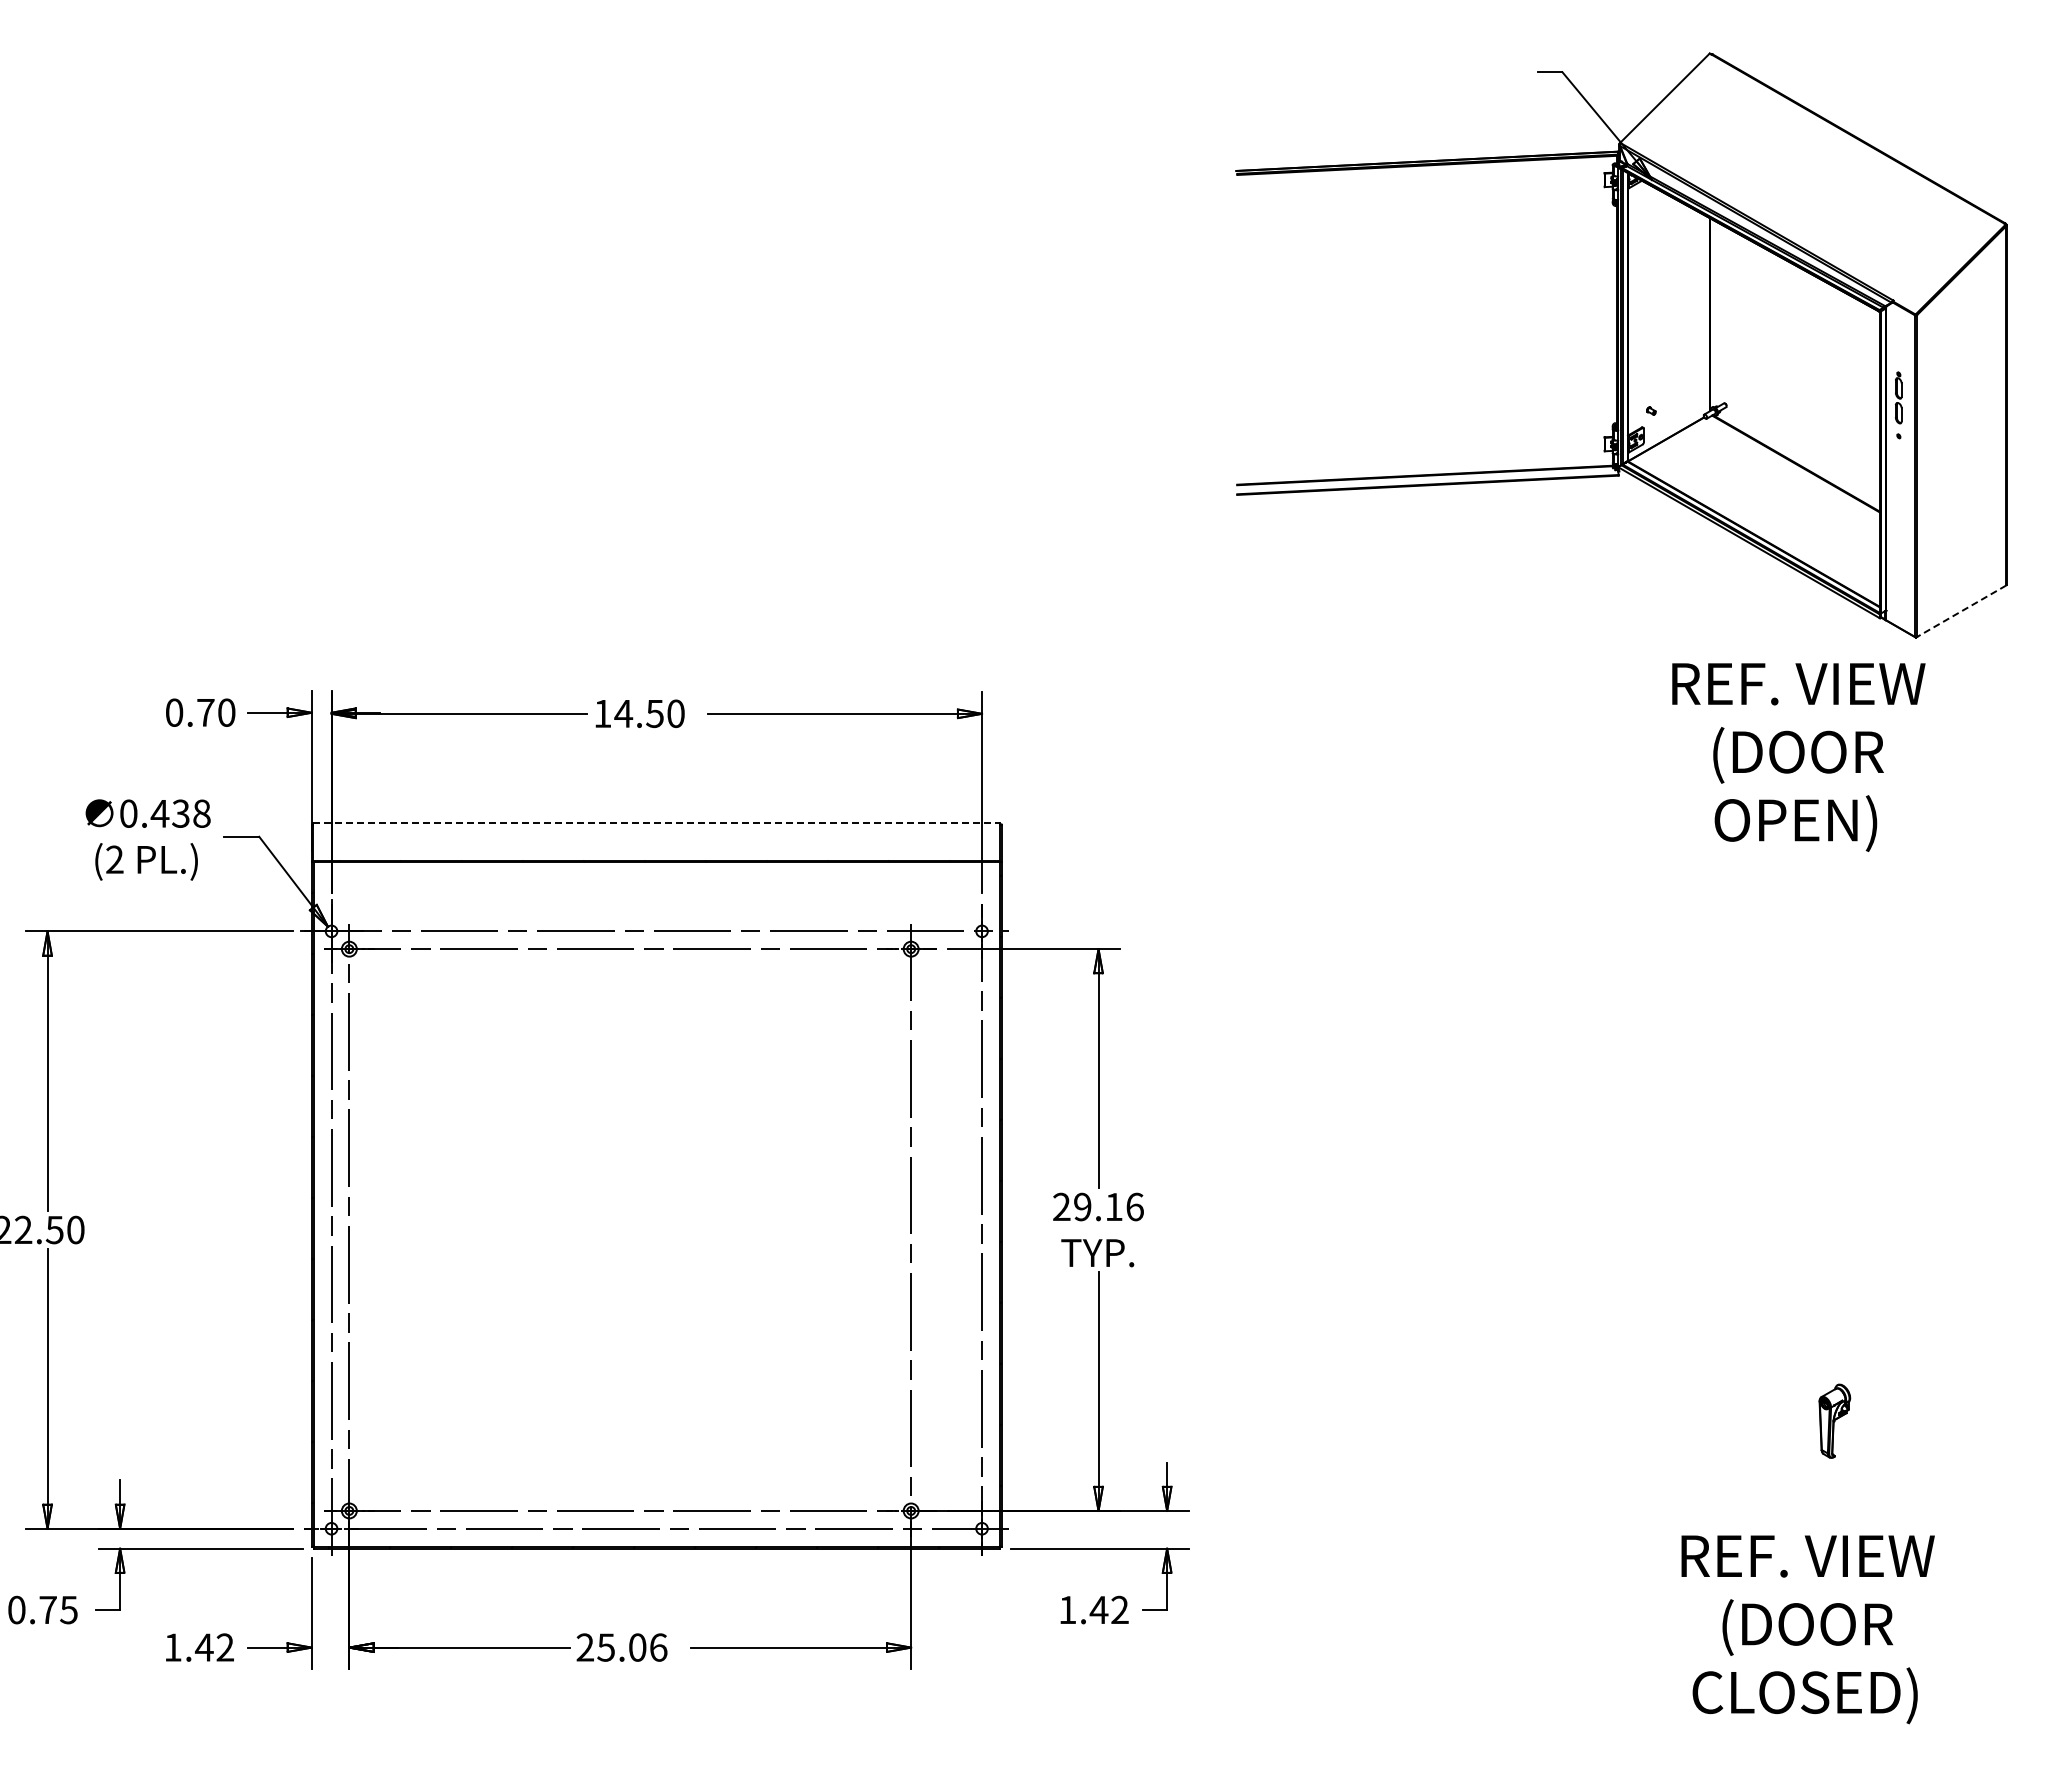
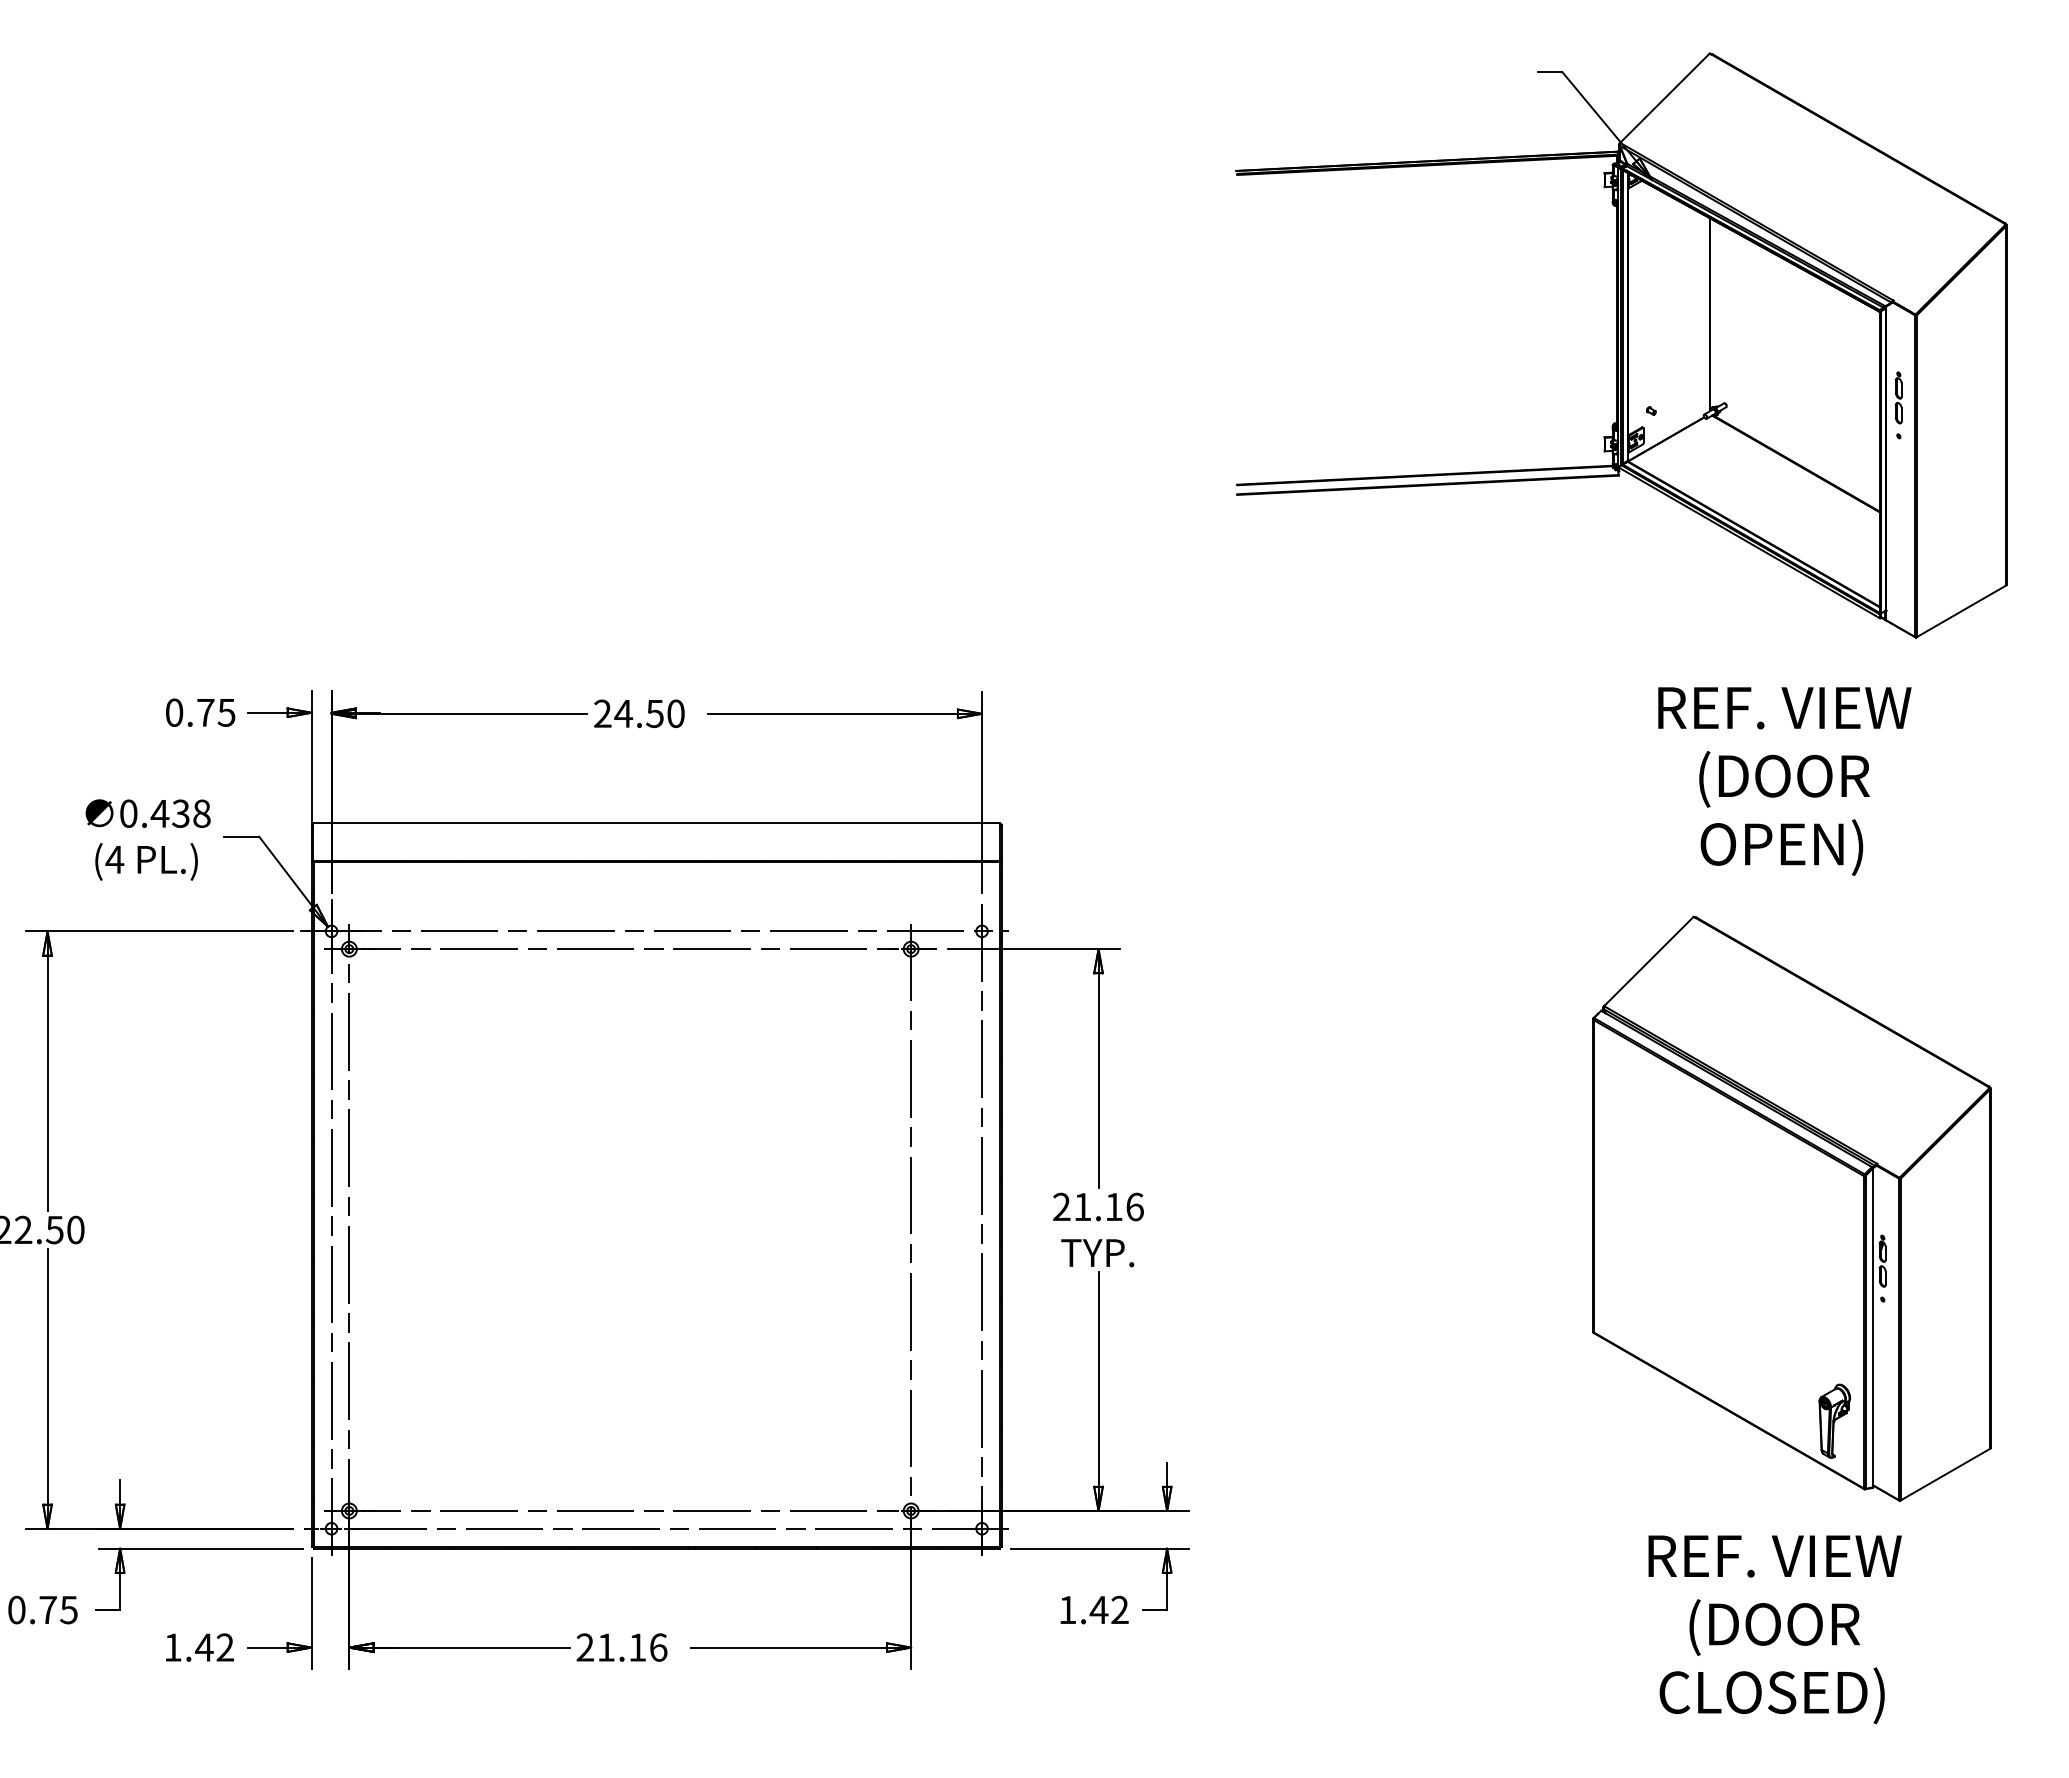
line: dashed -> solid (1961, 611)
text: 0.70 -> 0.75 (226, 712)
text: 14.50 -> 24.50 (602, 713)
text position: (1798, 757) -> (1784, 781) (1784, 781)
line: dashed -> solid (656, 822)
text: (2 -> (4 (114, 859)
text: 29.16 -> 21.16 (1082, 1206)
part: none -> present (1791, 1208)
text position: (1807, 1629) -> (1774, 1629) (1774, 1629)
text: 25.06 -> 21.16 (621, 1647)
